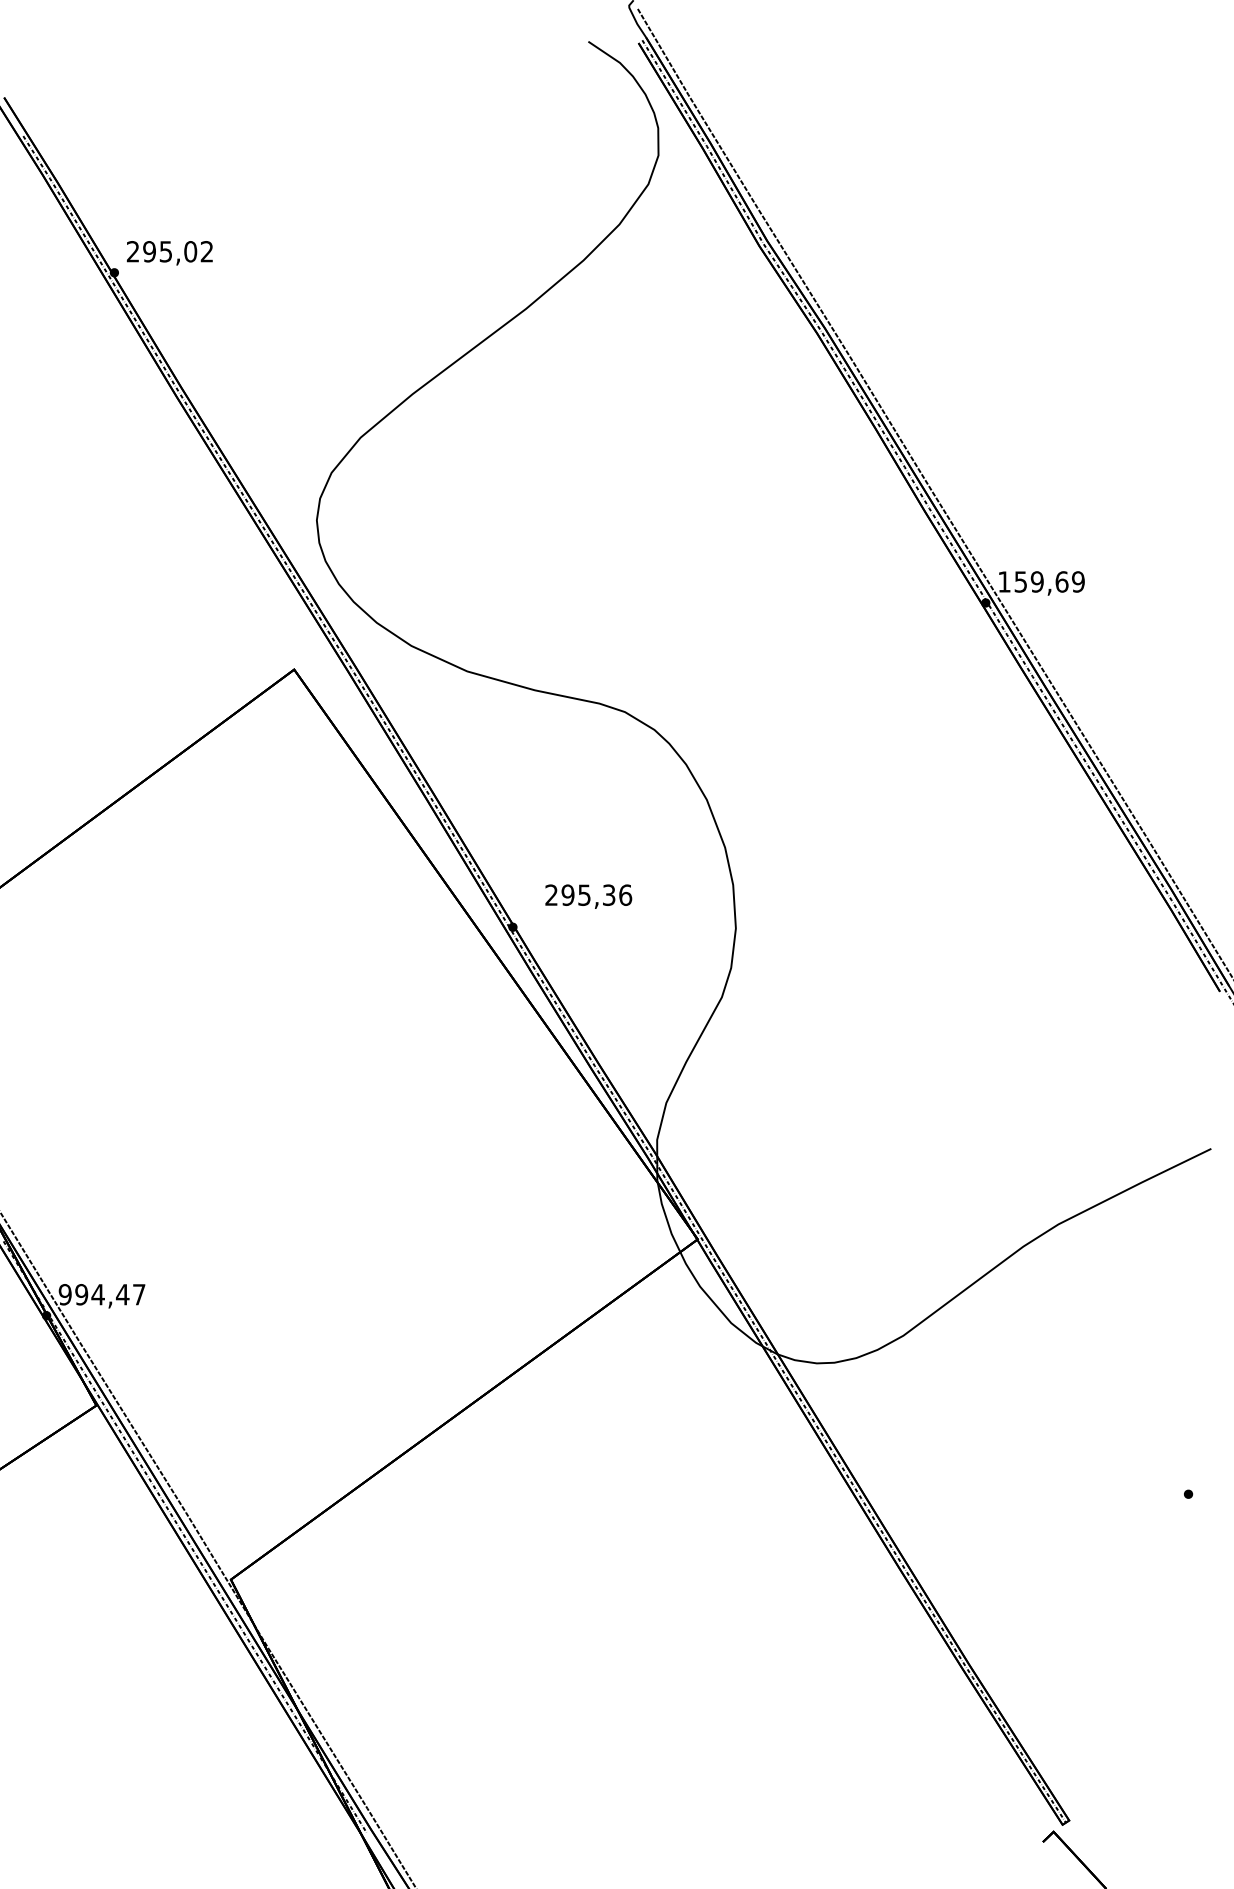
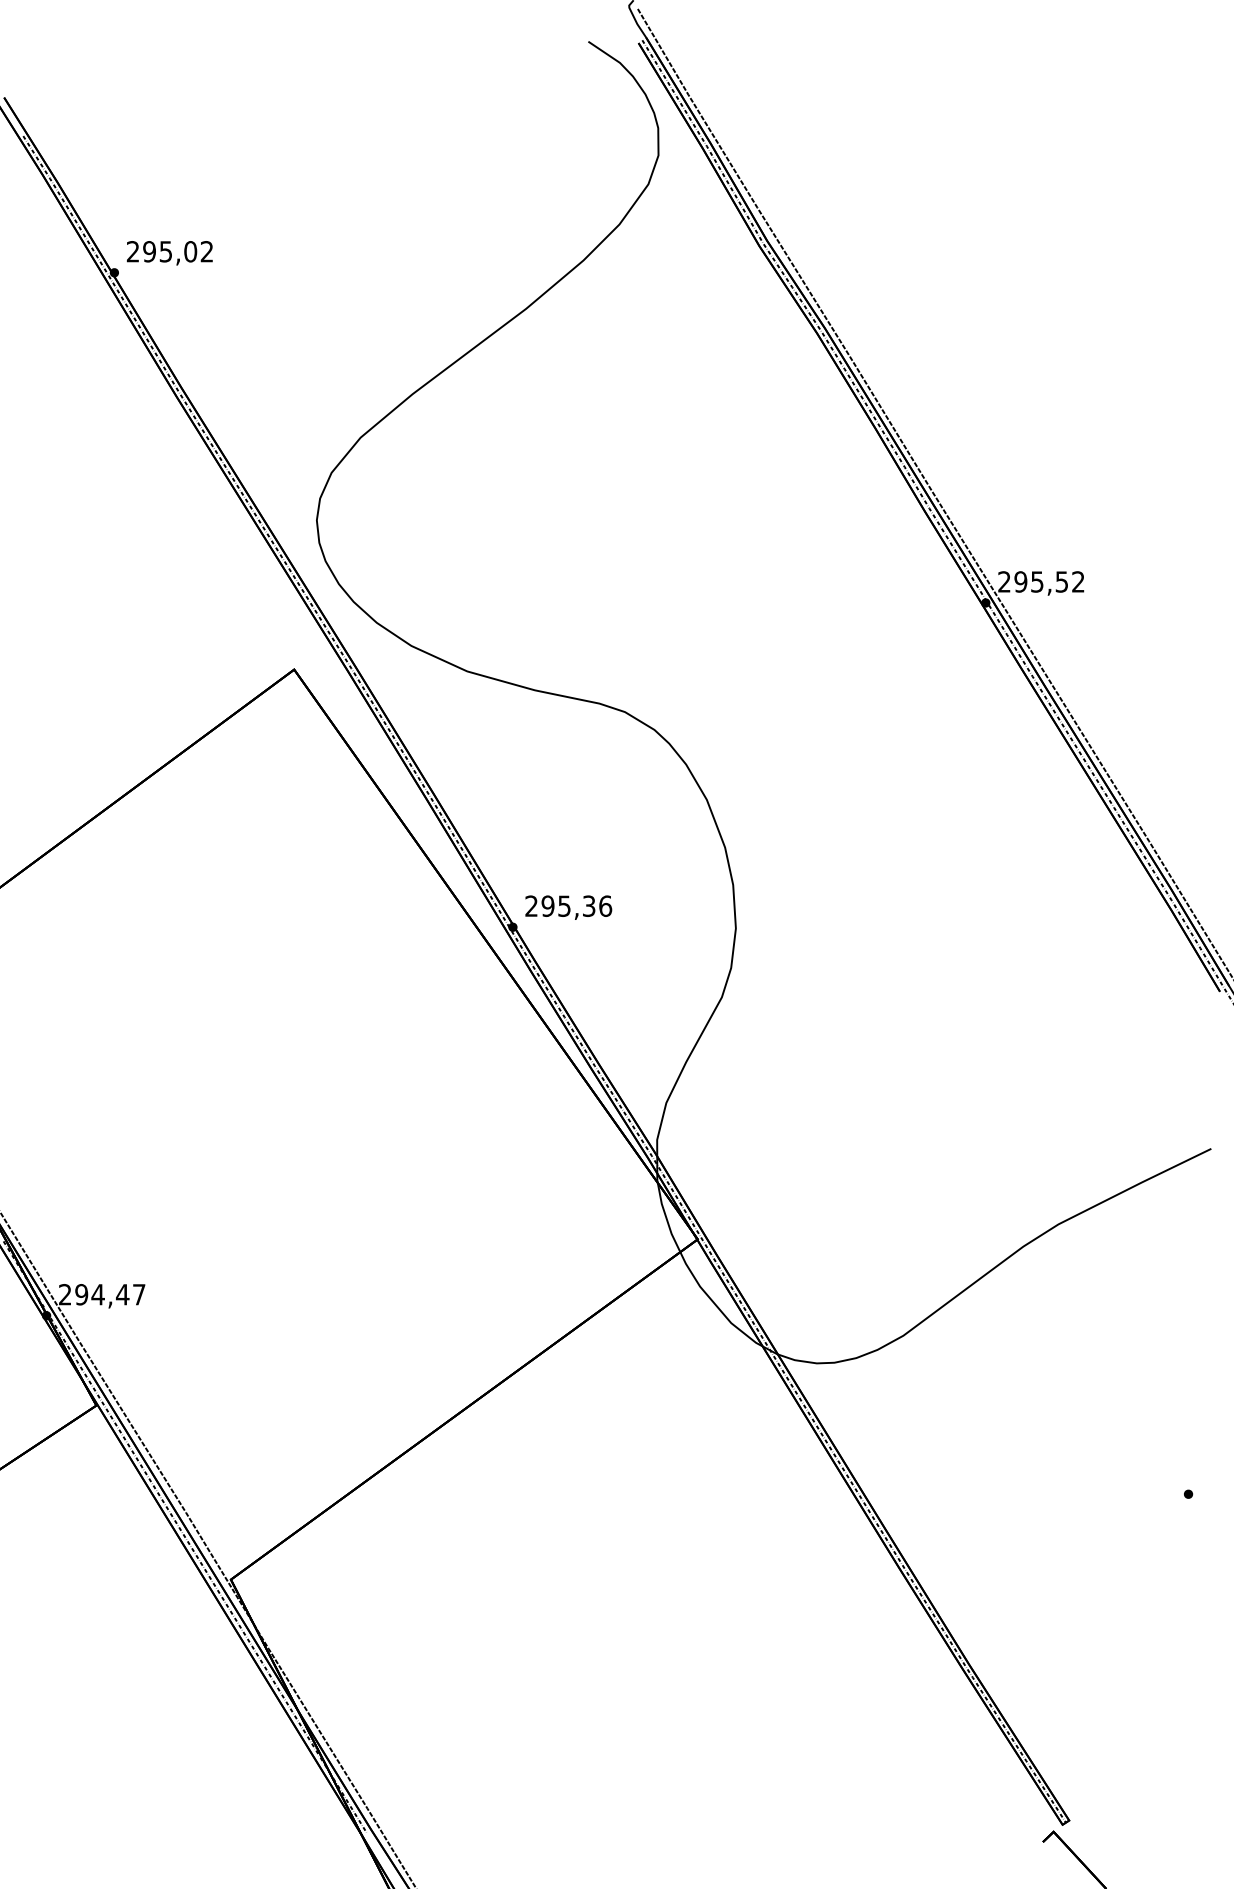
text: 159,69 -> 295,52 (1041, 581)
text position: (588, 896) -> (568, 907) (568, 907)
text: 994,47 -> 294,47 (64, 1294)
